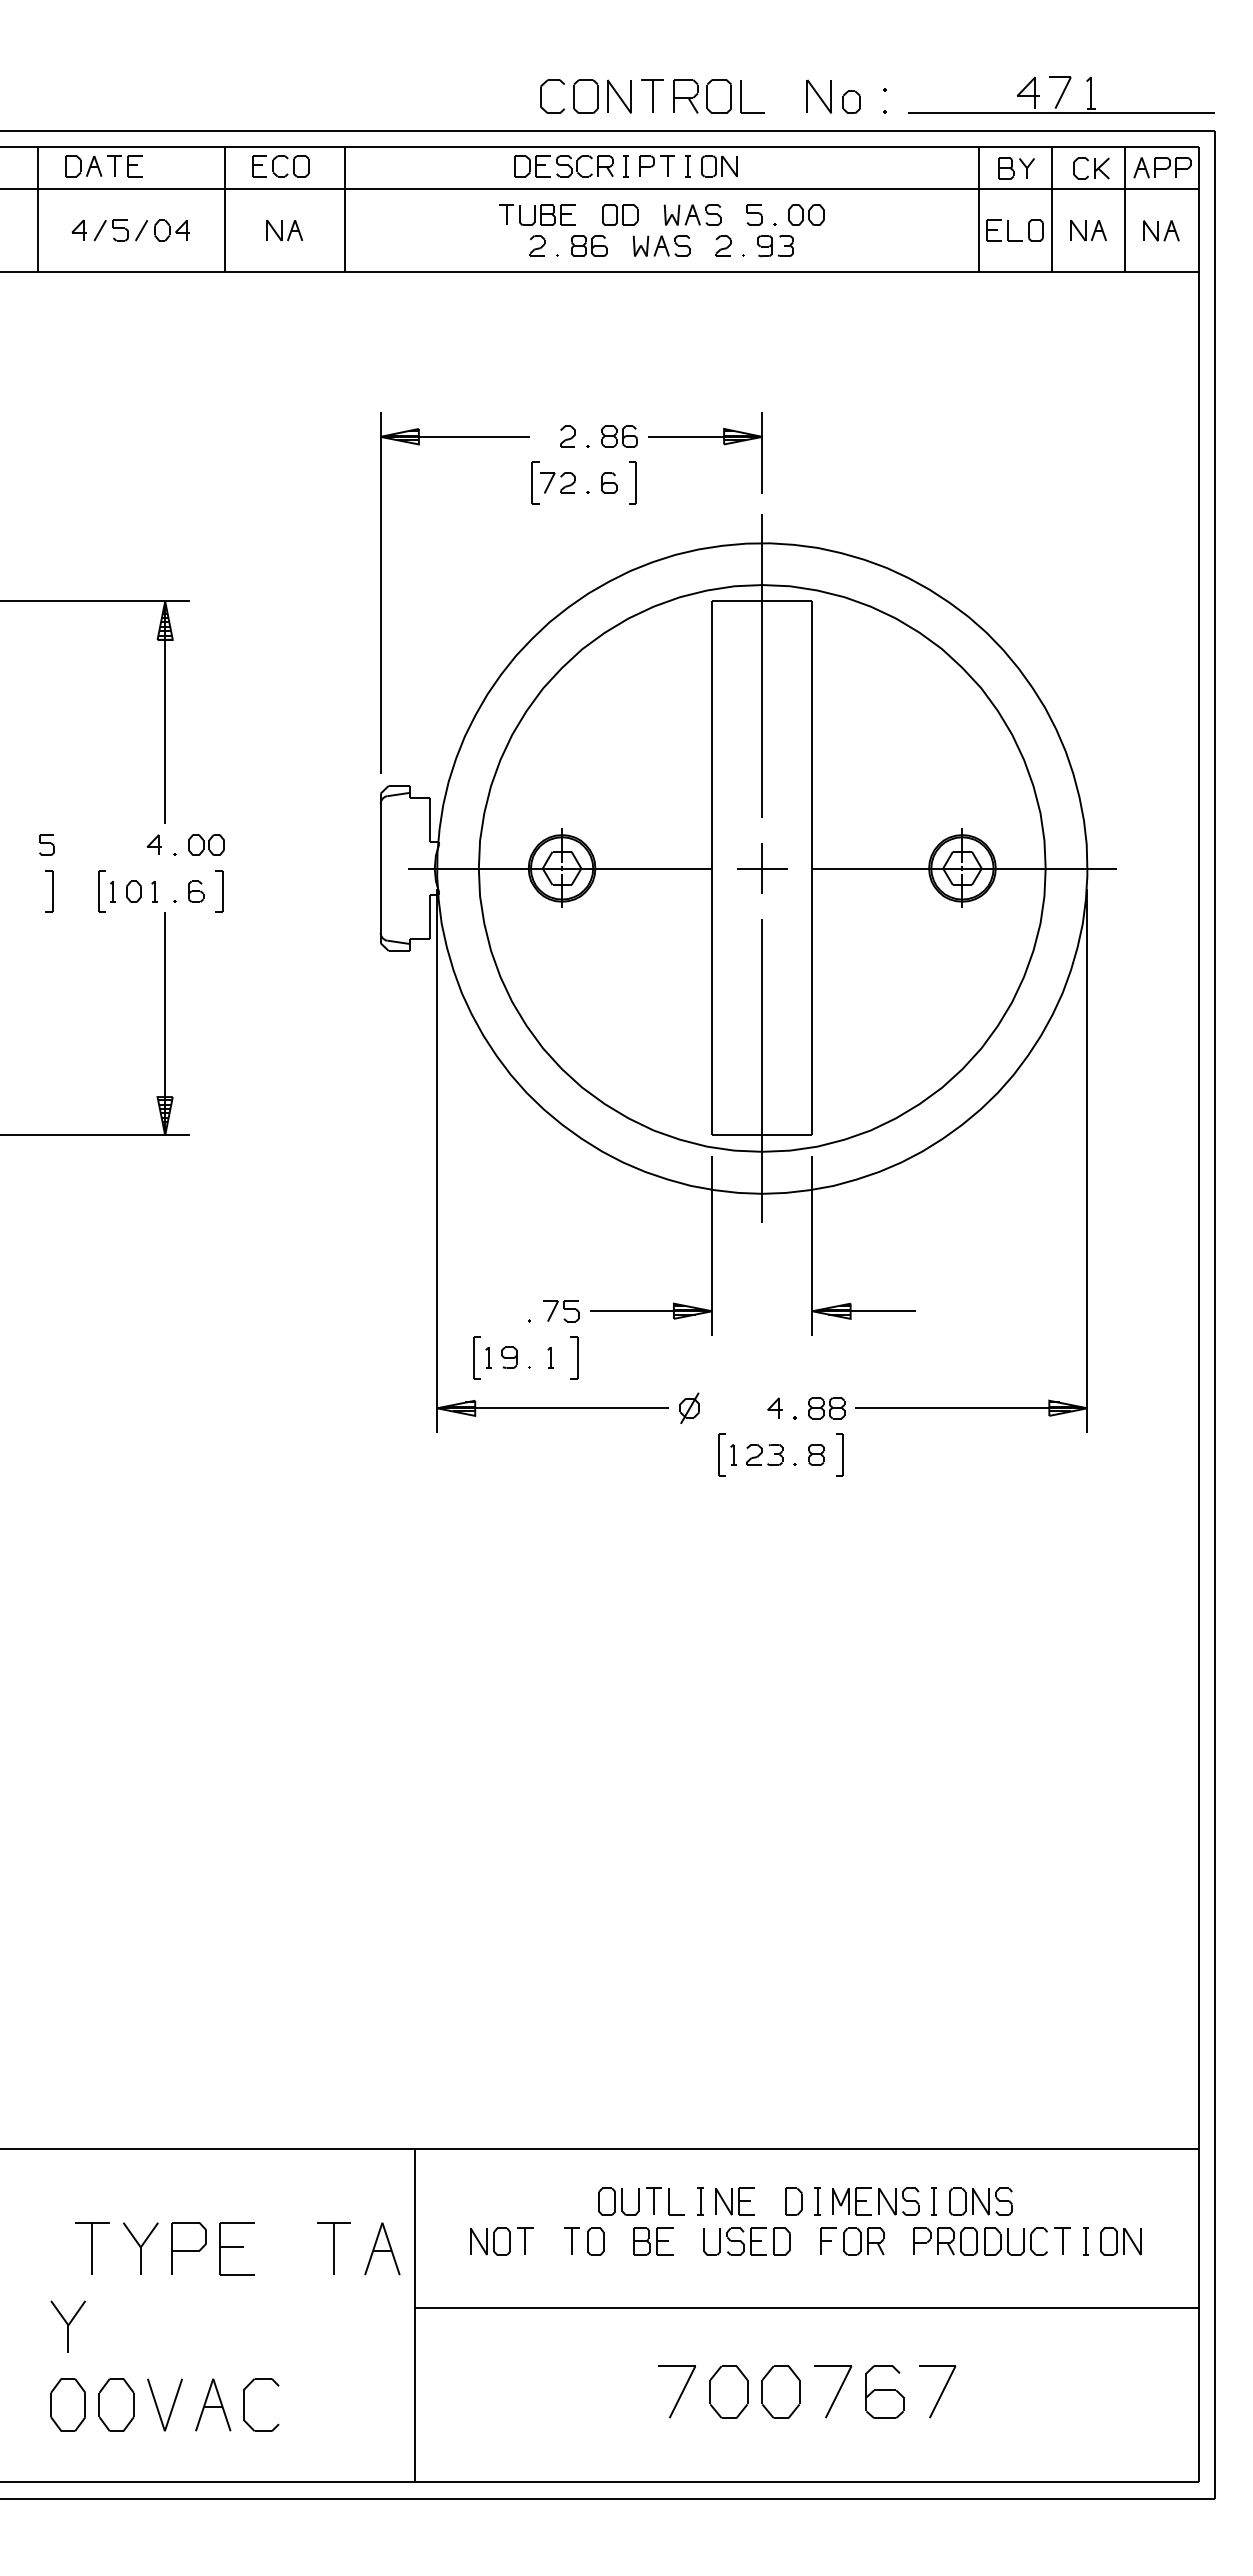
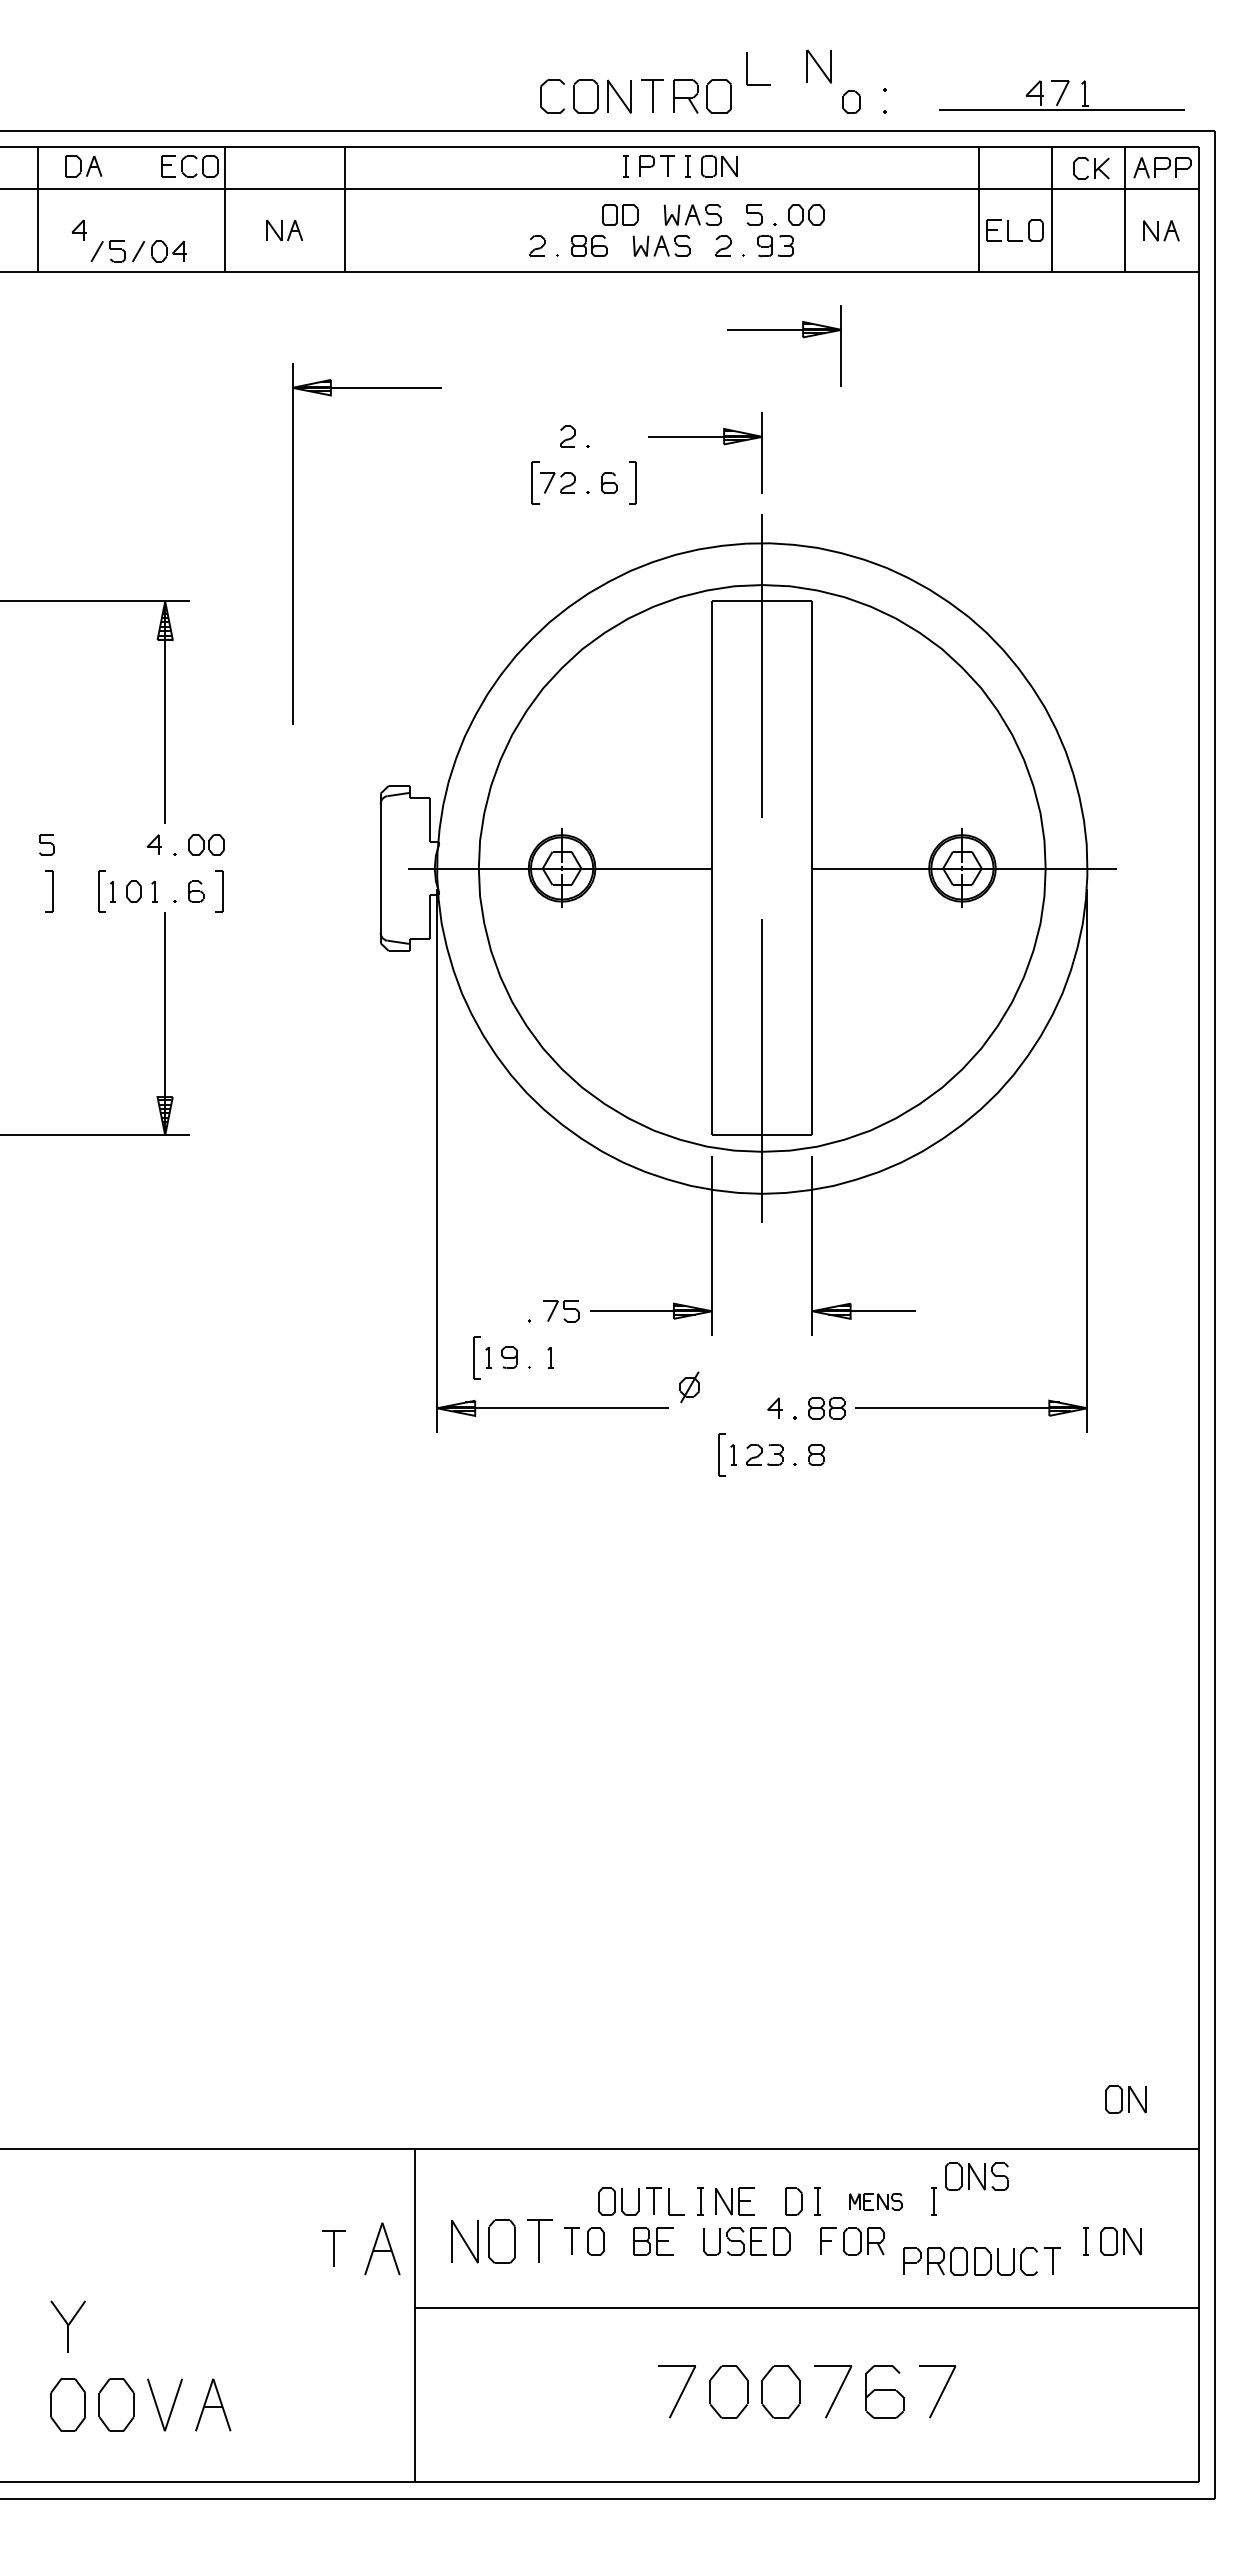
part size: 307x38 px -> 246x31 px (1061, 95)
part position: (741, 96) -> (747, 68) (747, 68)
part position: (818, 96) -> (818, 66) (818, 66)
part: present -> none (124, 166)
part position: (273, 166) -> (182, 166) (182, 166)
part: present -> none (563, 166)
part: present -> none (1016, 168)
part: present -> none (537, 214)
part position: (141, 230) -> (138, 251) (138, 251)
part: present -> none (1088, 230)
part: none -> present (784, 330)
part: present -> none (619, 436)
part position: (381, 592) -> (293, 543) (293, 543)
part: present -> none (762, 868)
part: present -> none (574, 1357)
part position: (689, 1408) -> (689, 1387) (689, 1387)
part: present -> none (839, 1454)
part: none -> present (1125, 2099)
part size: 88x29 px -> 54x18 px (875, 2201)
part position: (980, 2201) -> (976, 2176) (976, 2176)
part size: 64x29 px -> 102x45 px (501, 2241)
part position: (991, 2241) -> (981, 2261) (981, 2261)
part: present -> none (92, 2248)
part: present -> none (140, 2248)
part: present -> none (188, 2248)
part: present -> none (236, 2248)
part size: 34x53 px -> 24x37 px (333, 2248)
part: present -> none (244, 2404)
